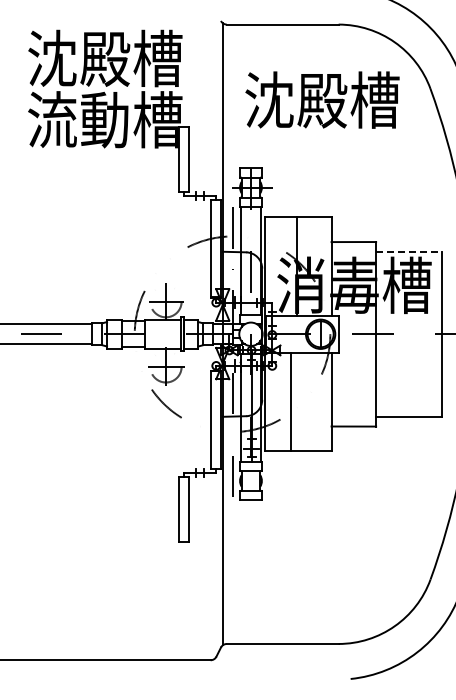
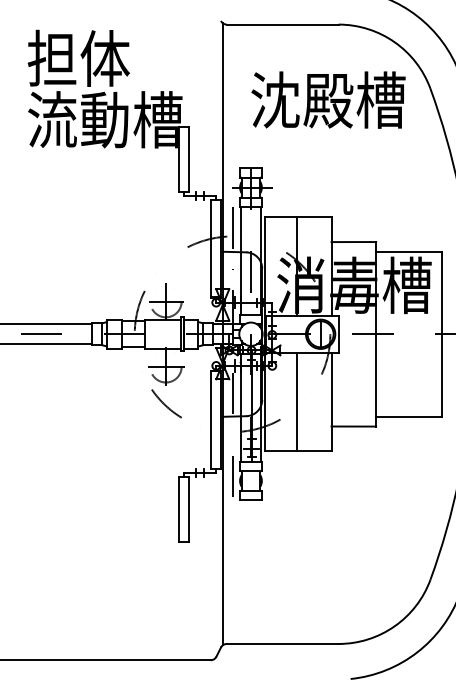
text: 沈殿槽 -> 担体 (104, 58)
text position: (322, 99) -> (328, 99) (328, 99)
line: dashed -> solid (409, 251)
line position: (290, 402) -> (296, 402) (296, 402)
